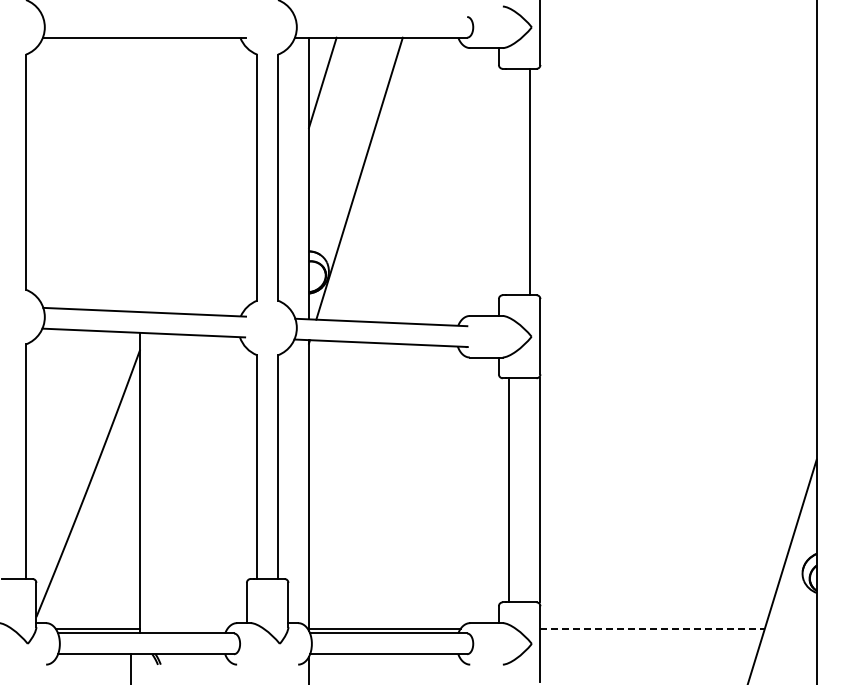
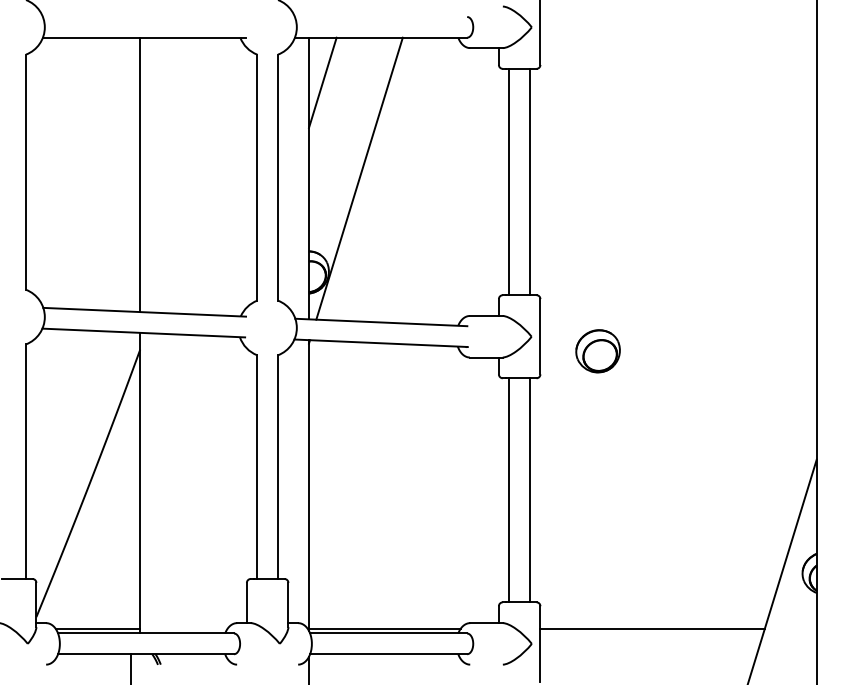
line: none -> present (140, 174)
line: none -> present (509, 181)
part: none -> present (597, 351)
line position: (540, 490) -> (530, 490) (530, 490)
line: dashed -> solid (653, 628)
